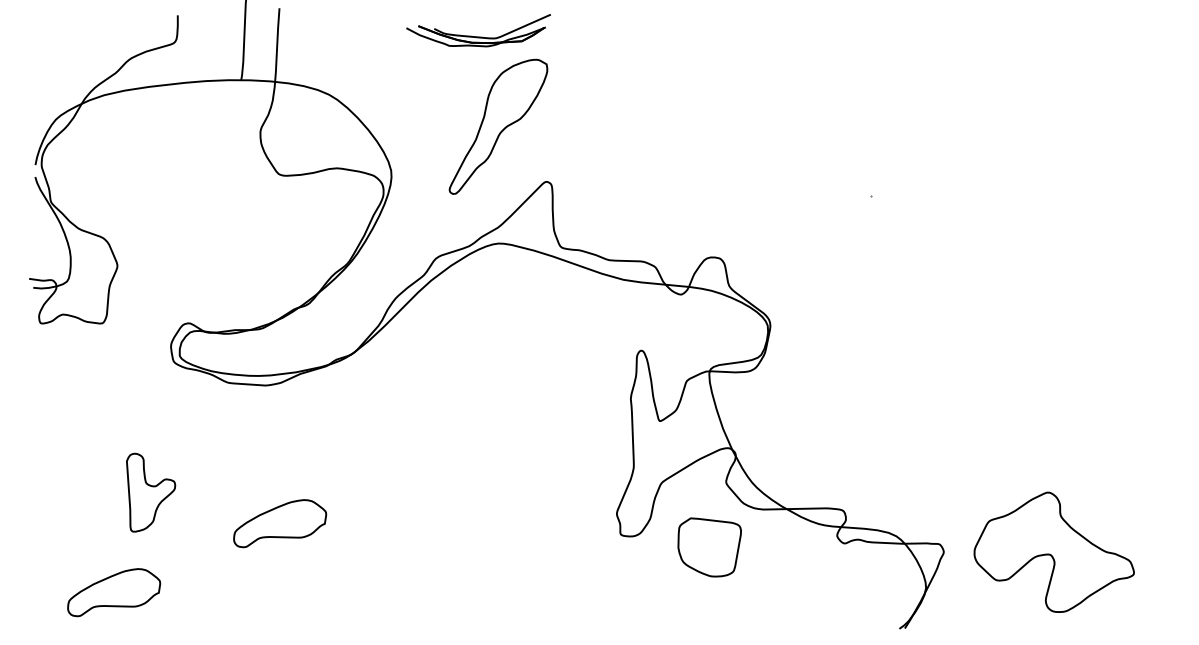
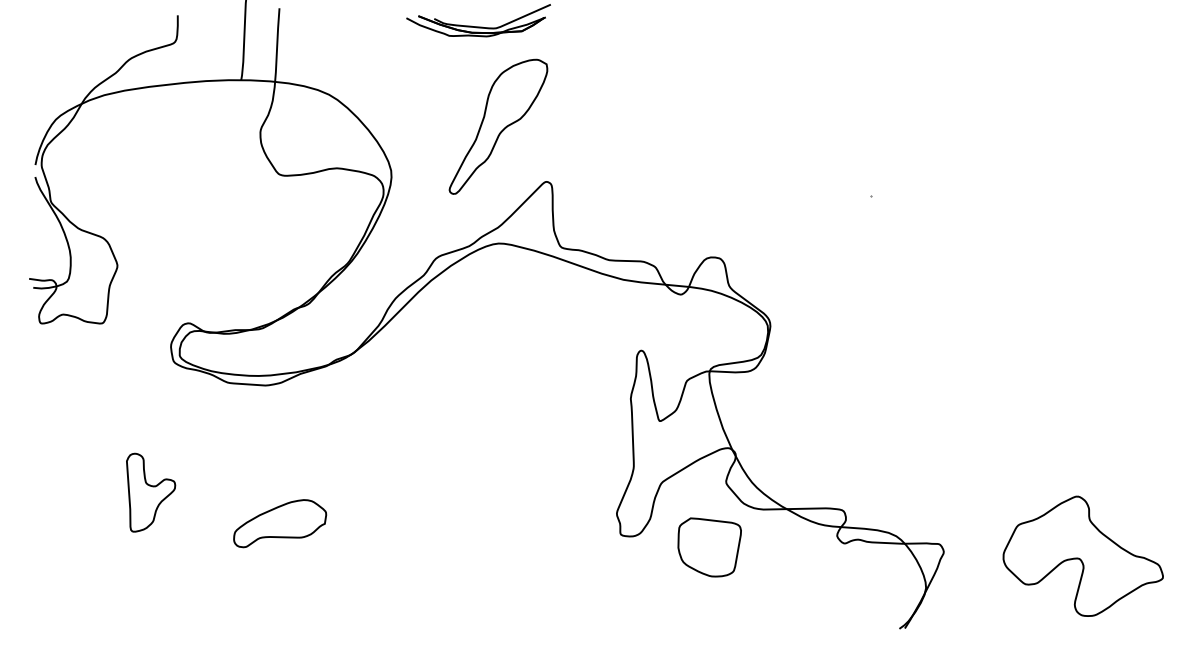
part position: (478, 30) -> (478, 20) (478, 20)
part position: (1053, 551) -> (1082, 555) (1082, 555)
part: present -> none (114, 592)
